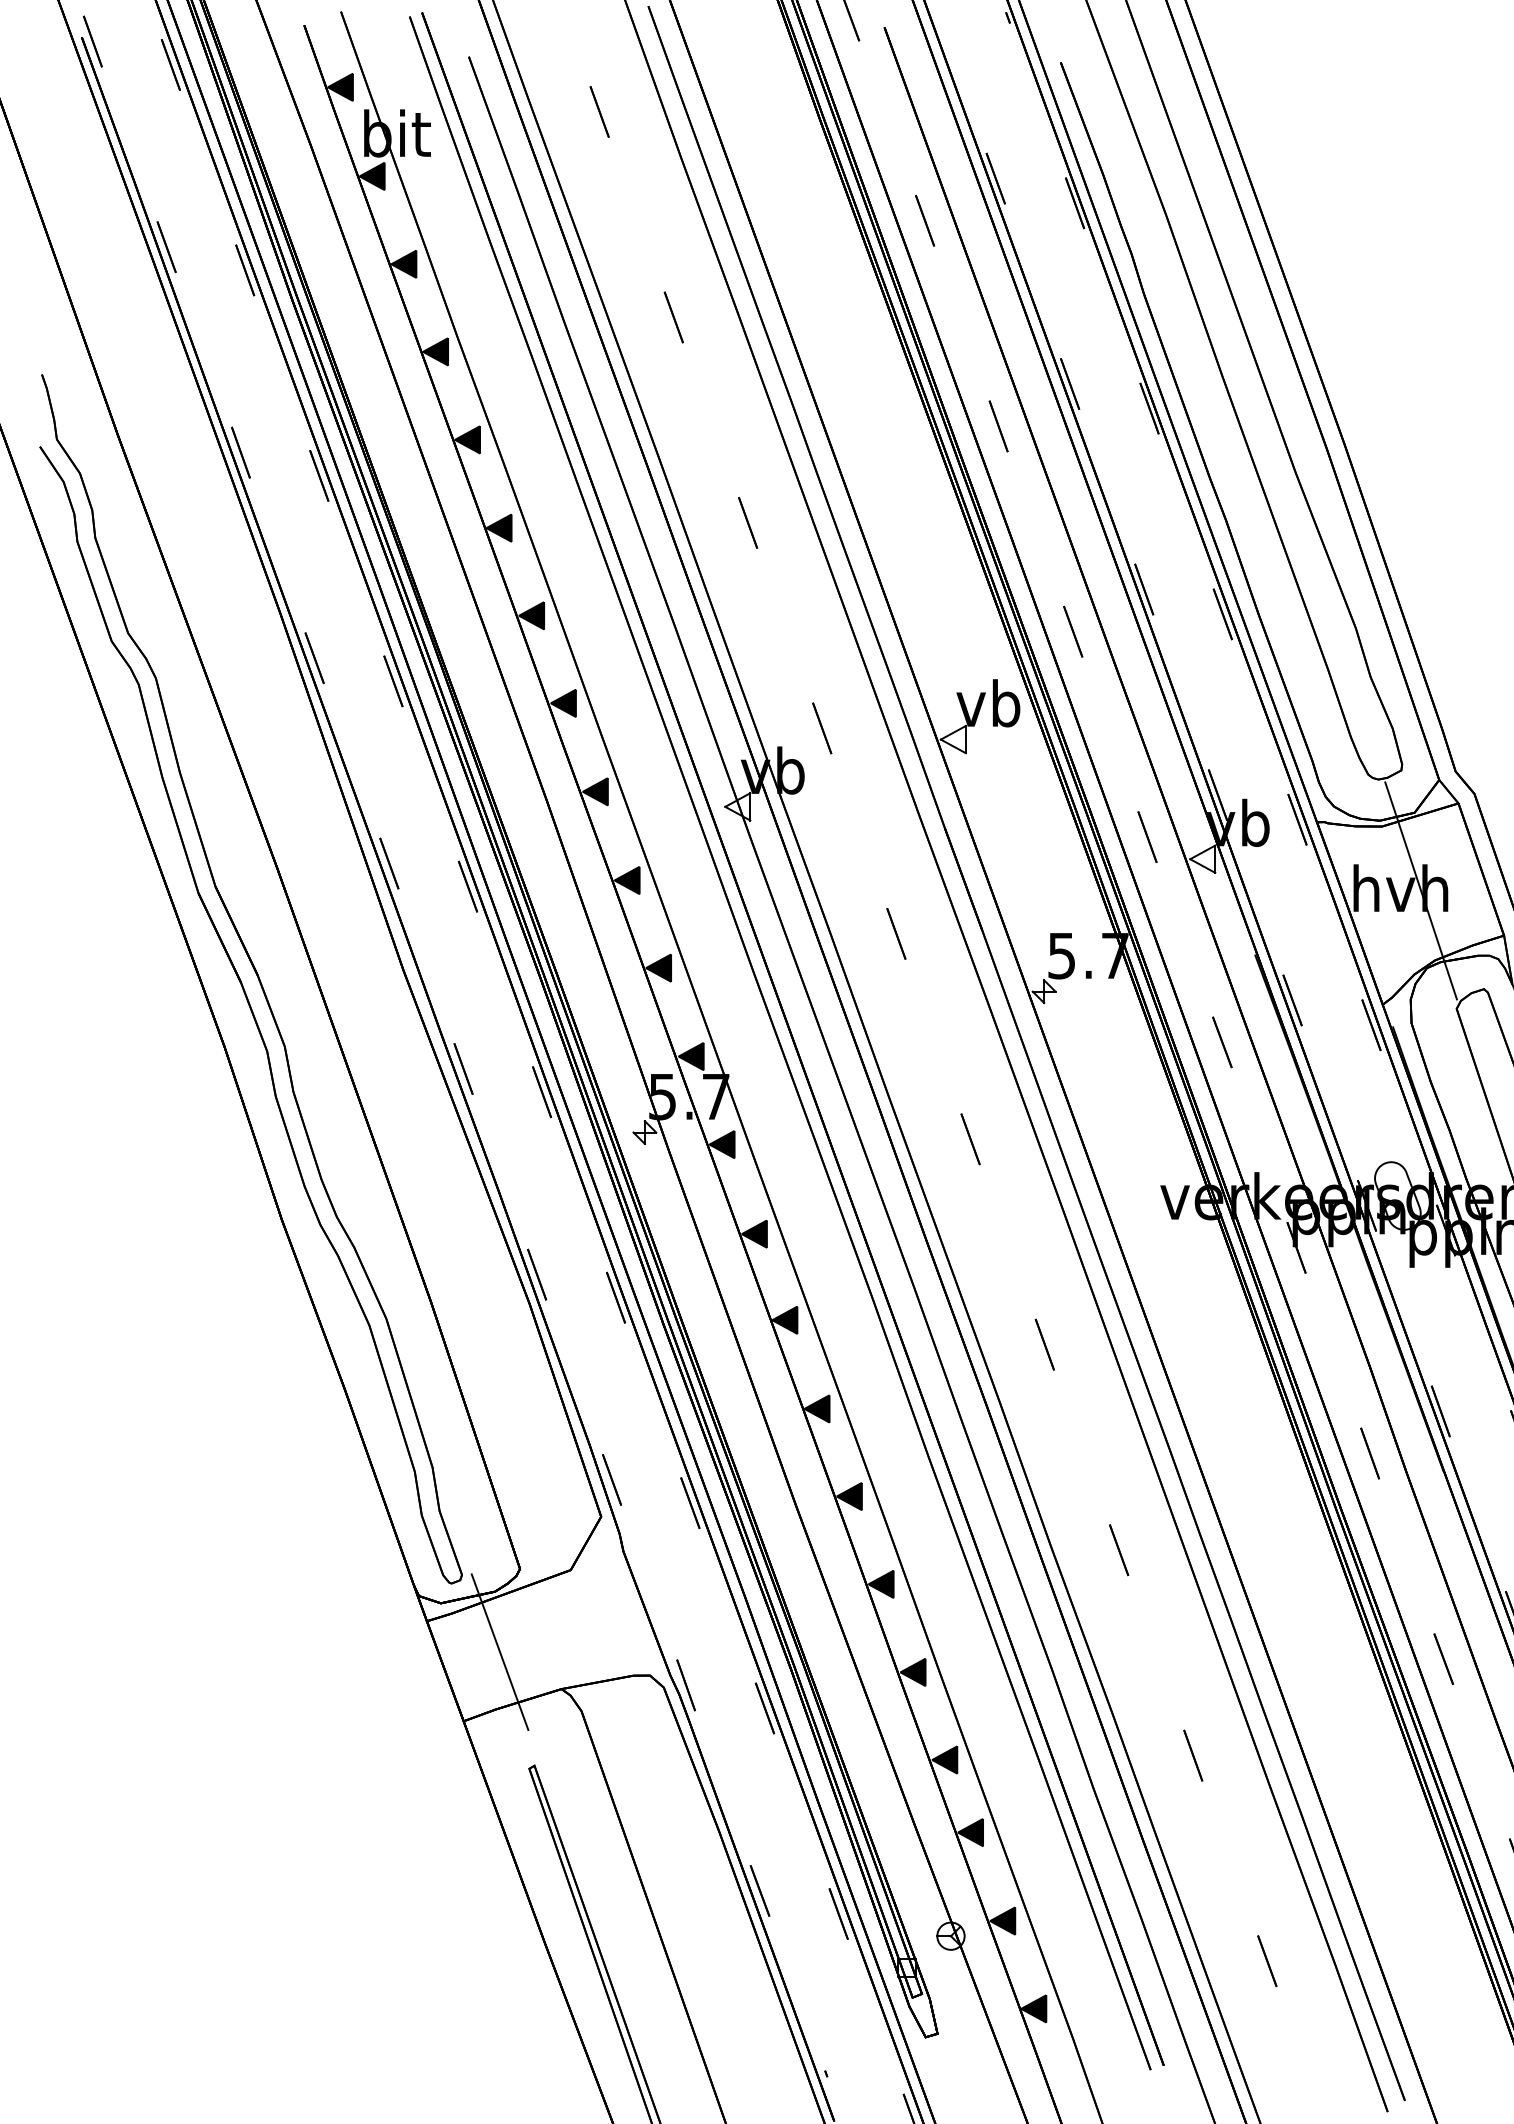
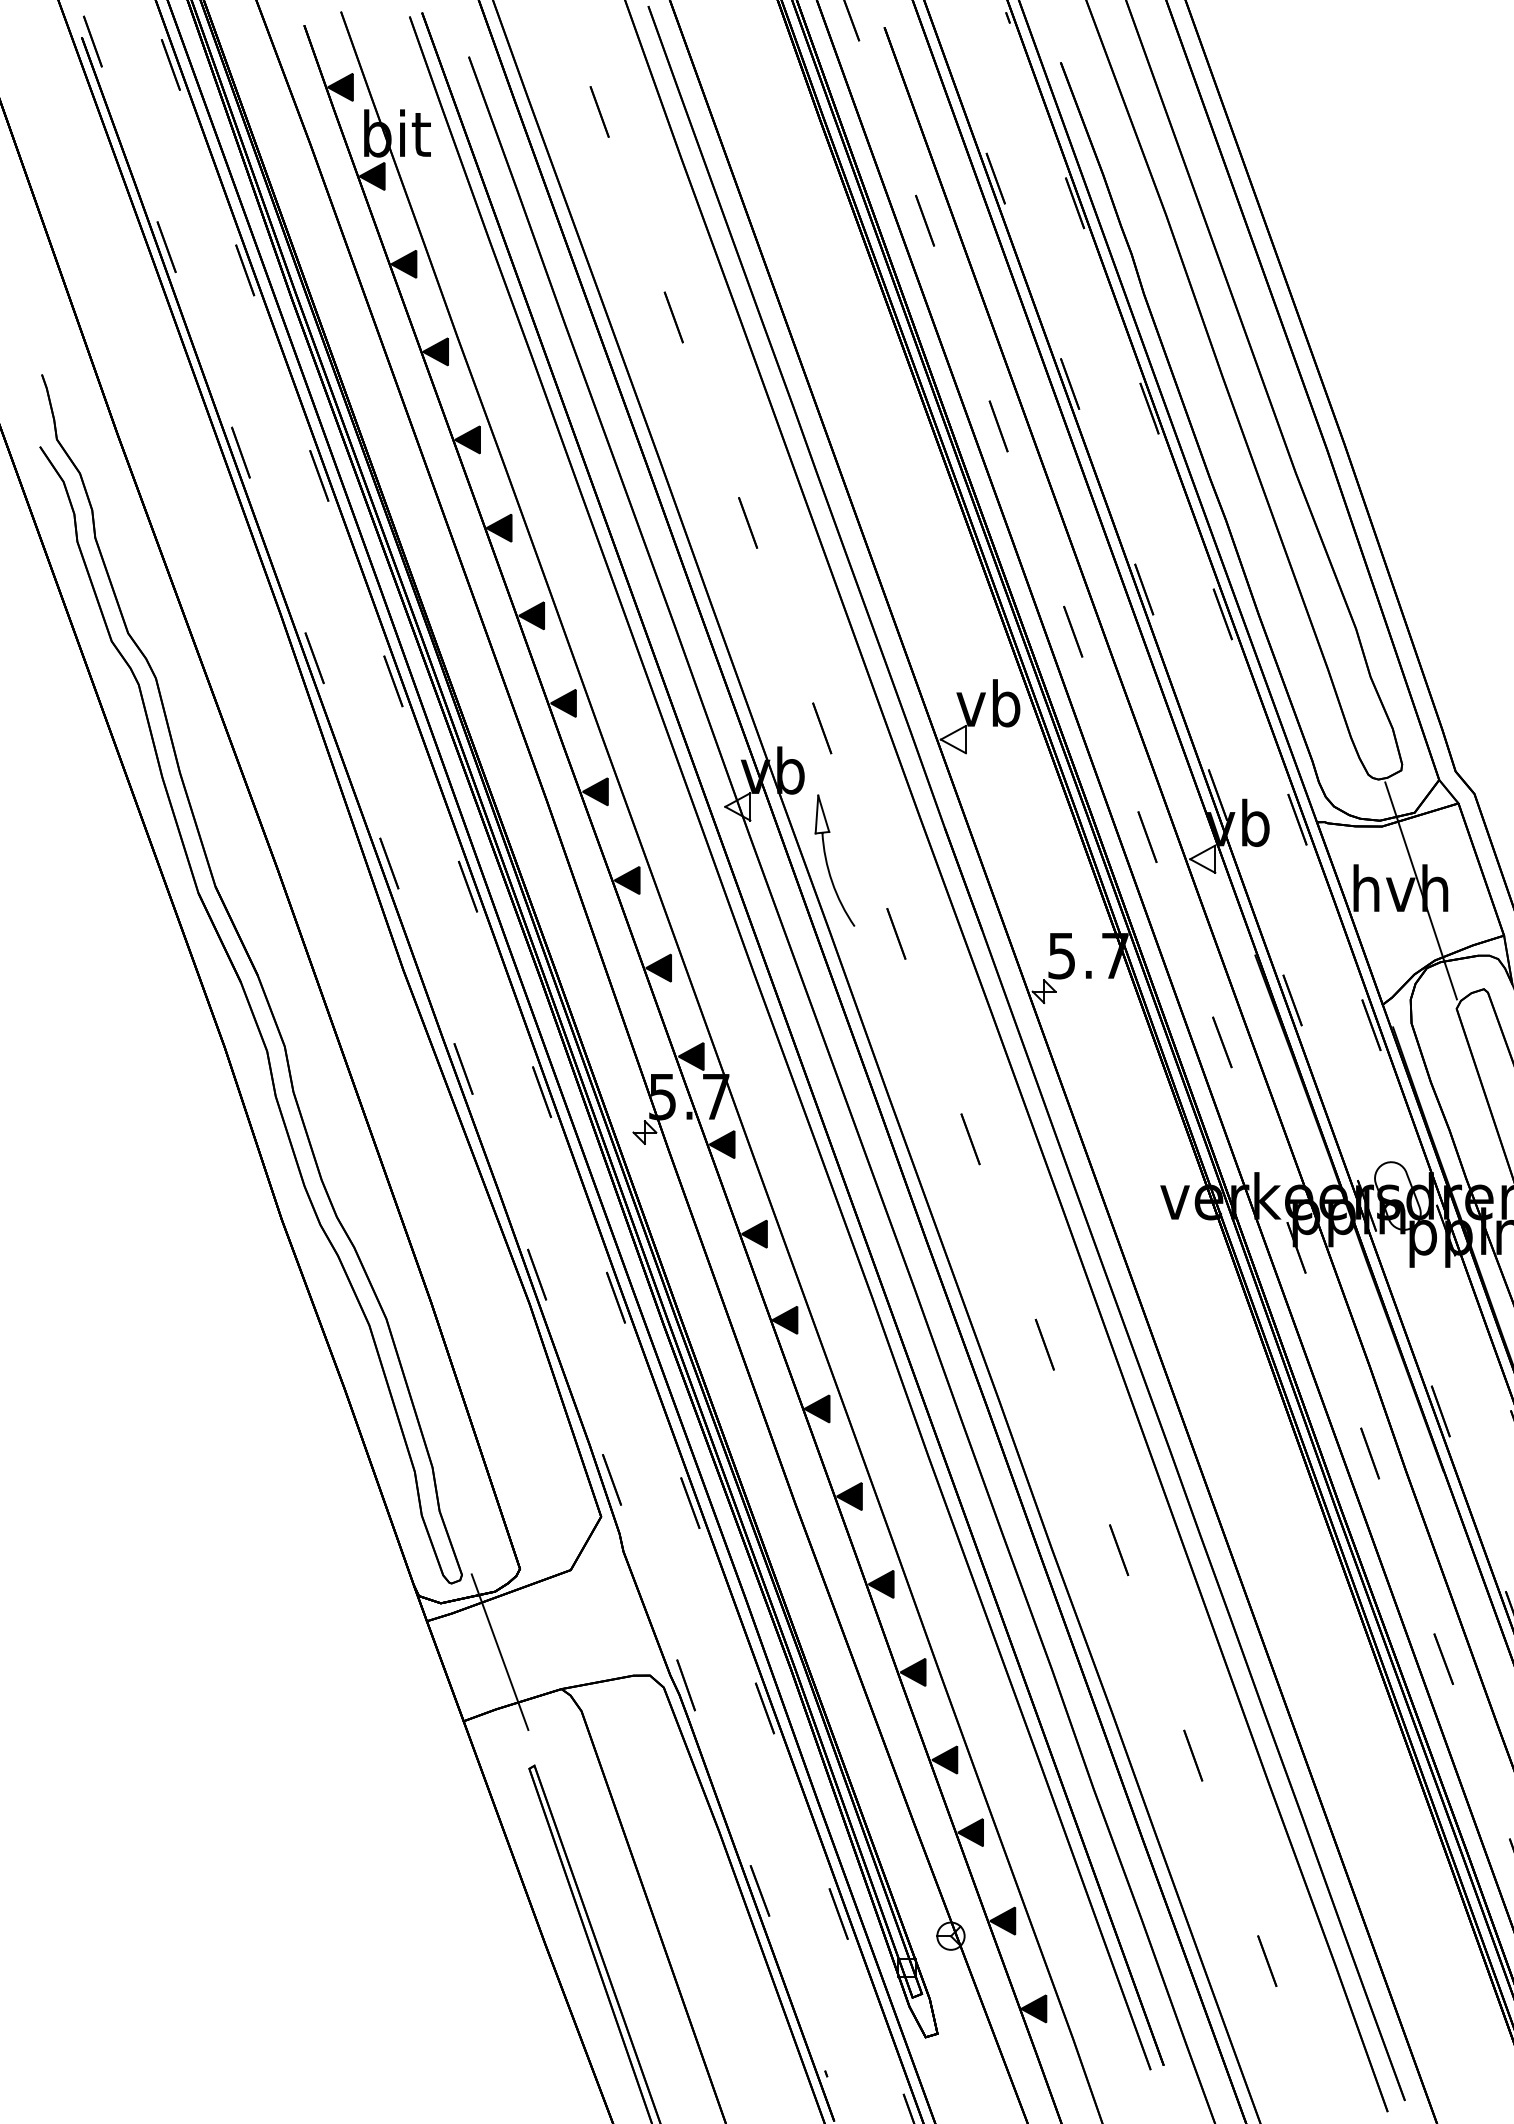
part: none -> present (827, 860)
